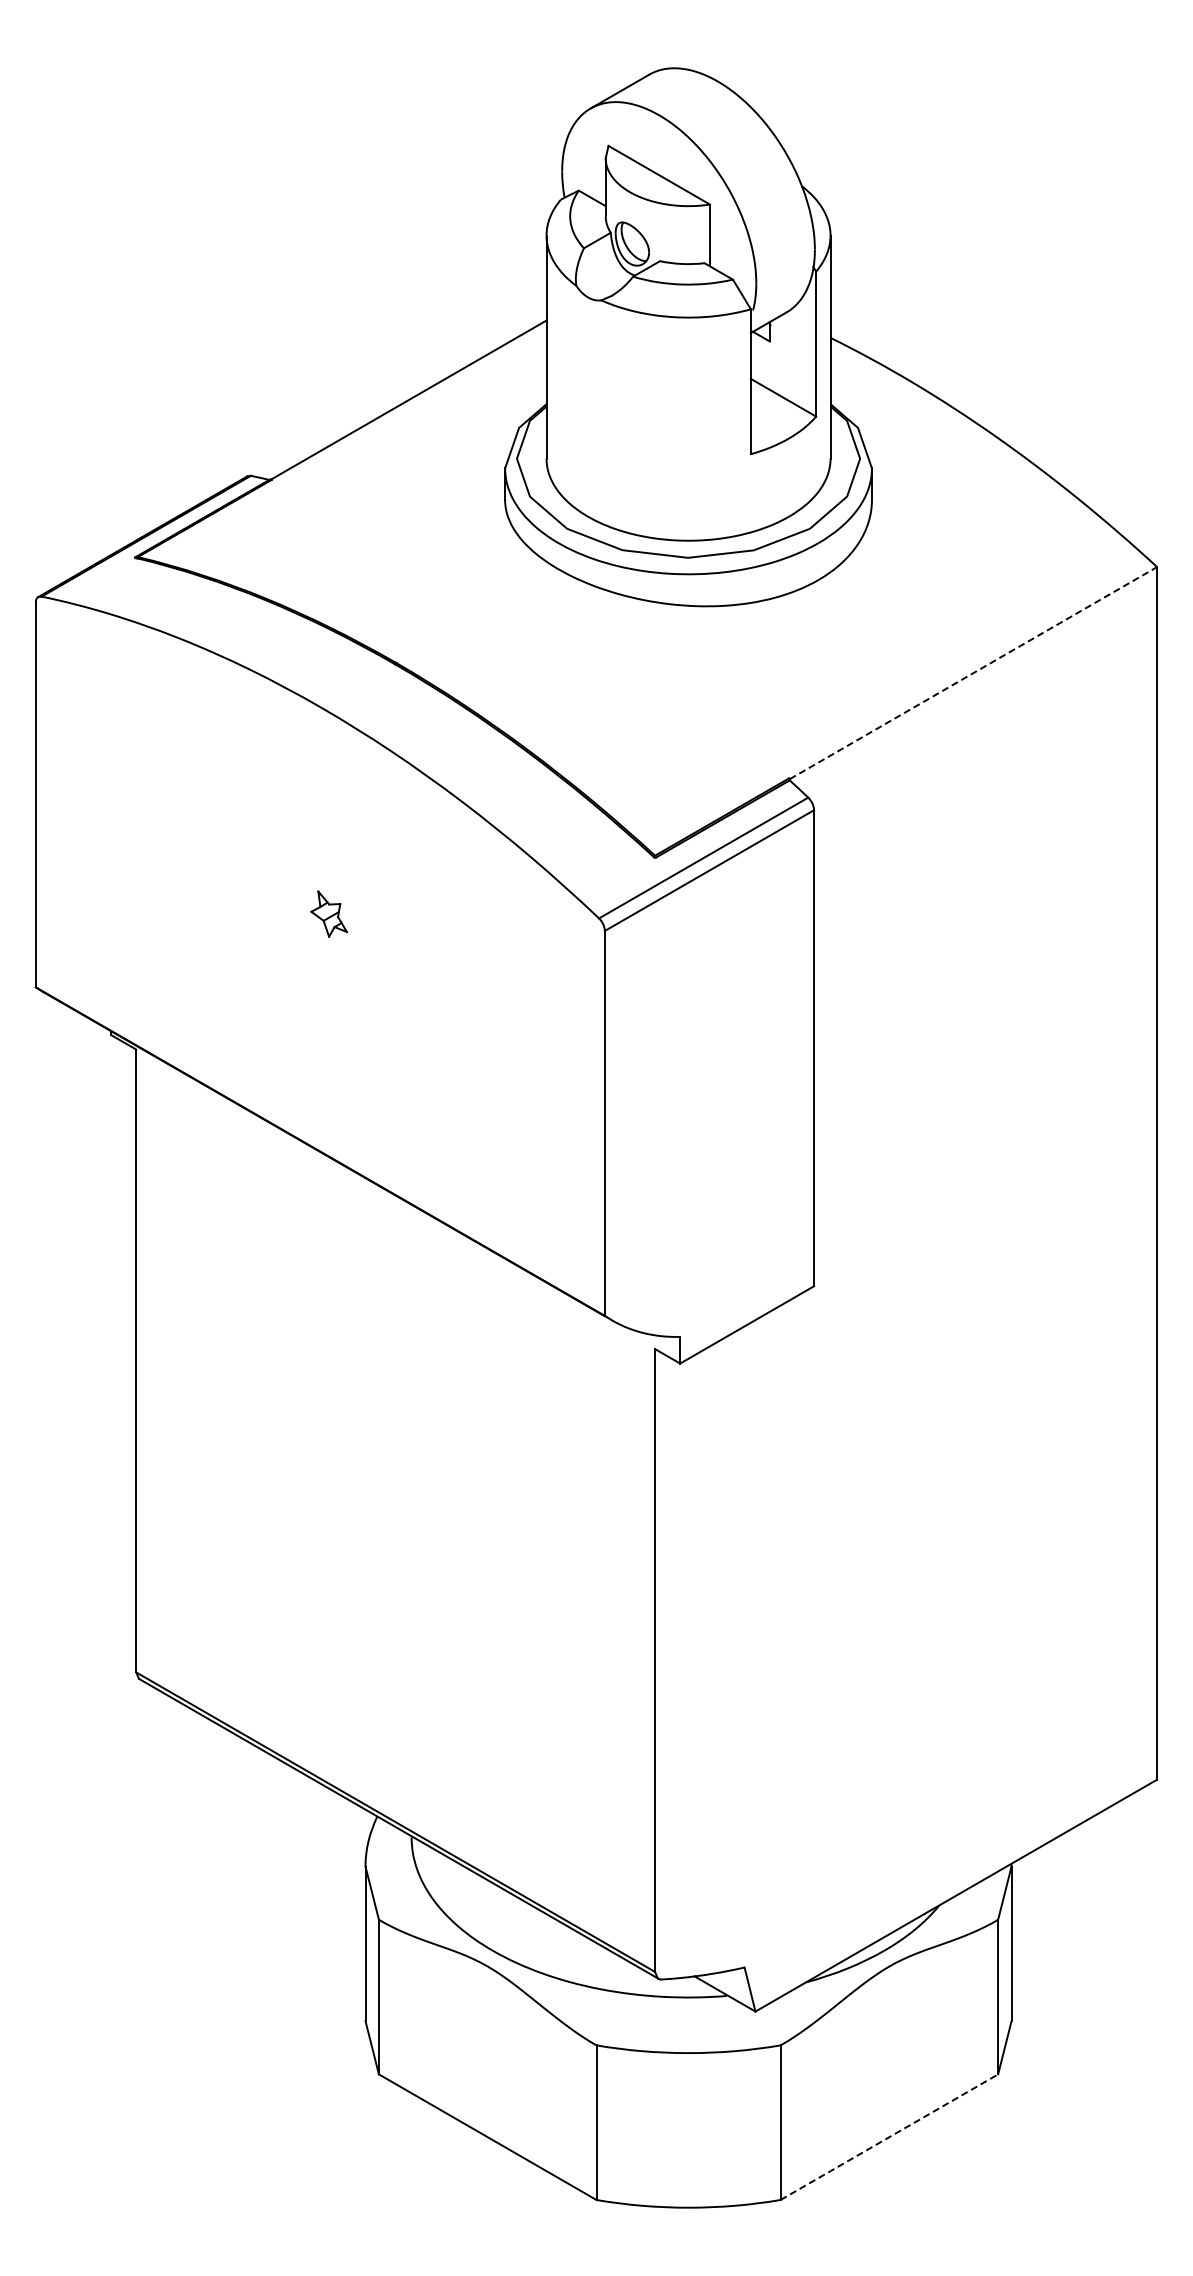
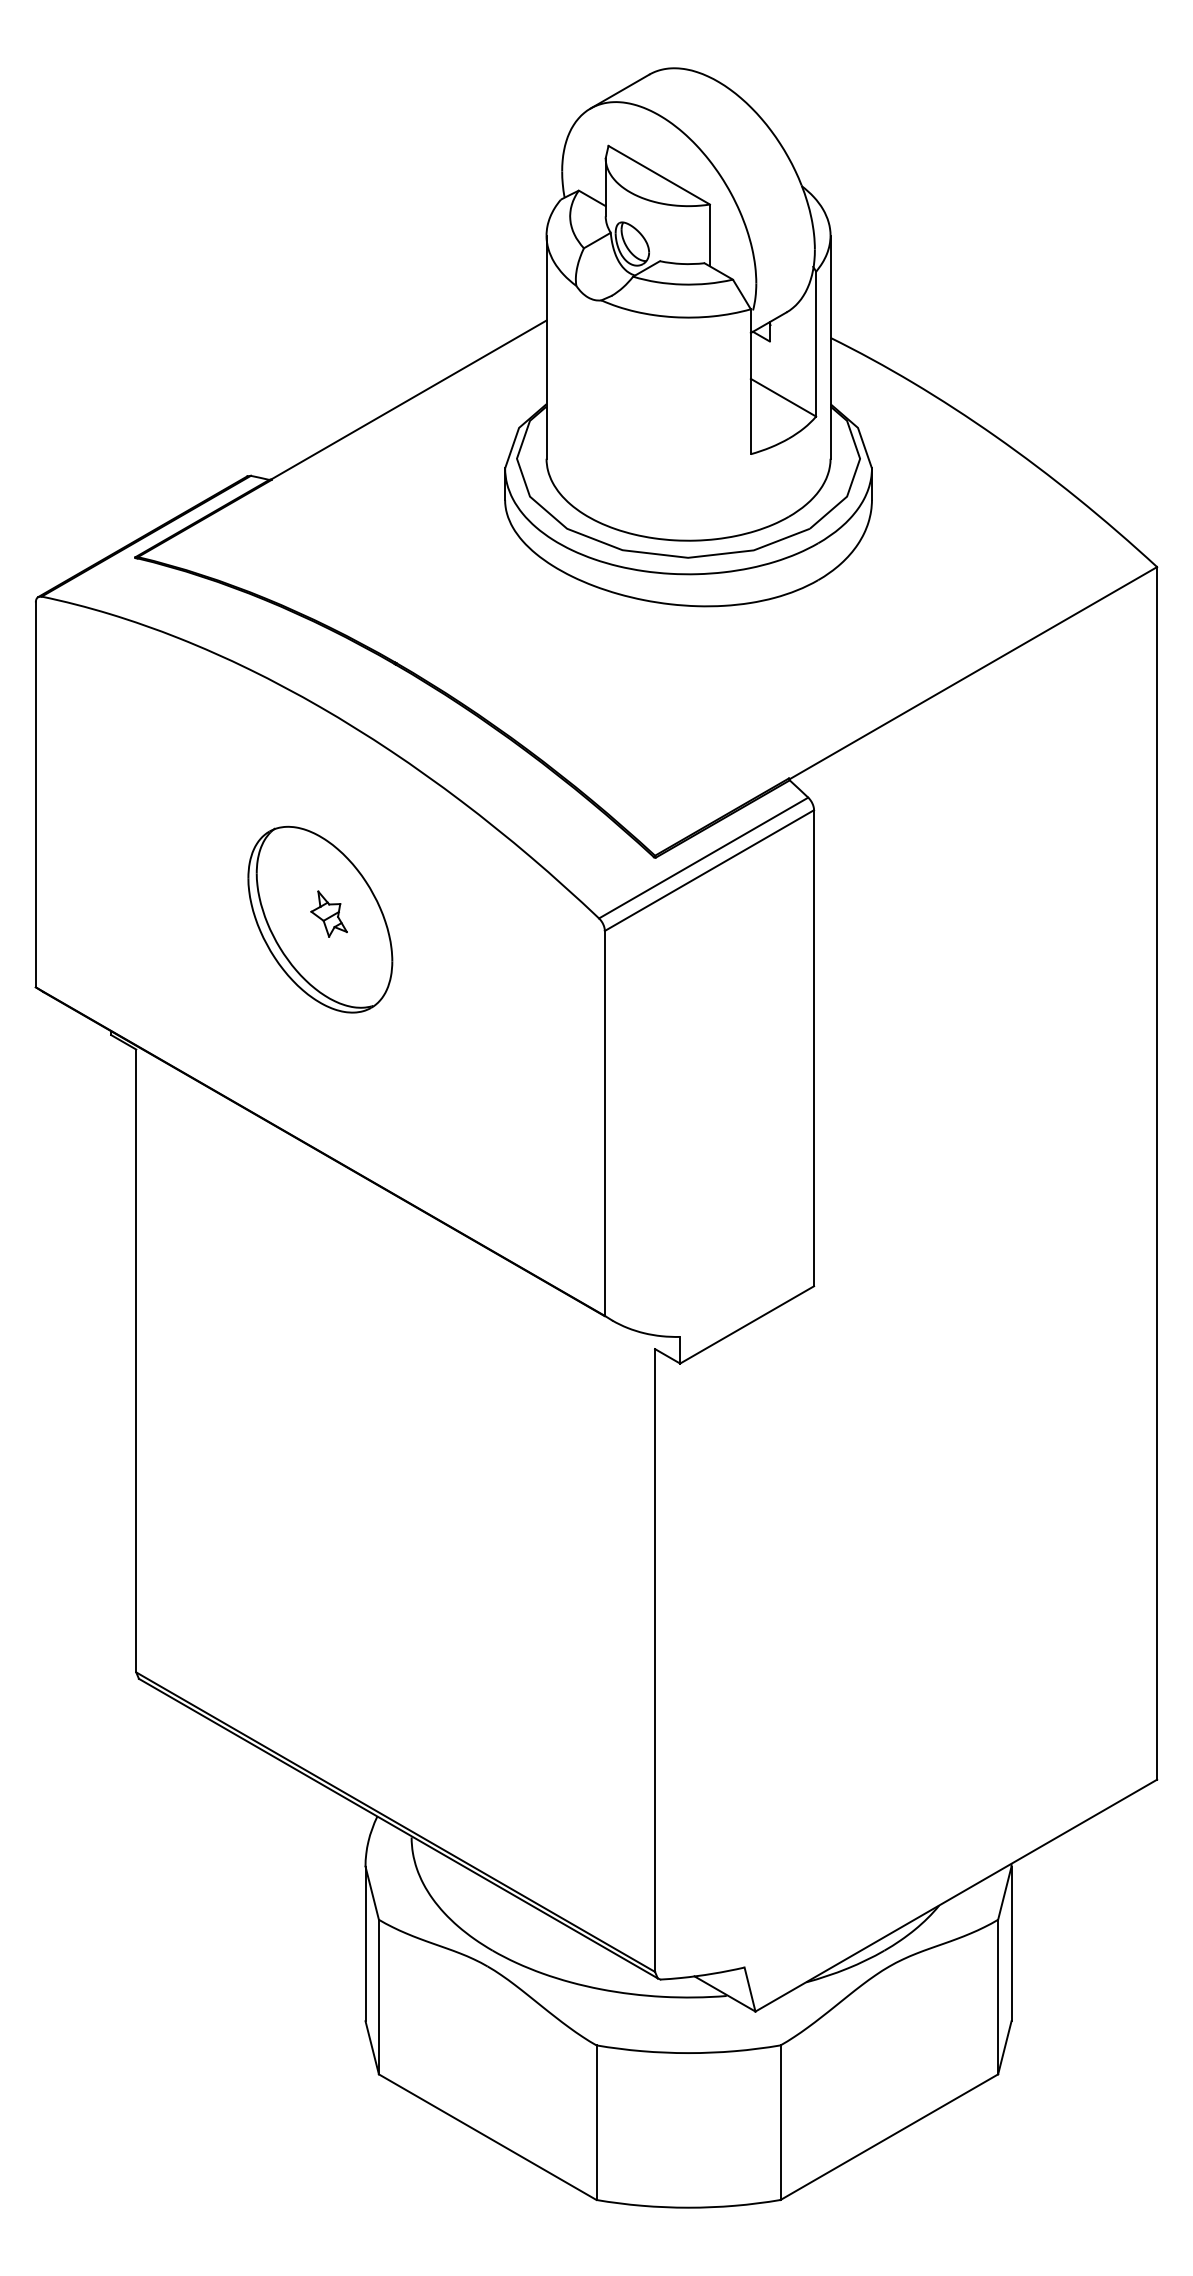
line: dashed -> solid (973, 672)
part: none -> present (320, 919)
line: dashed -> solid (889, 2137)
